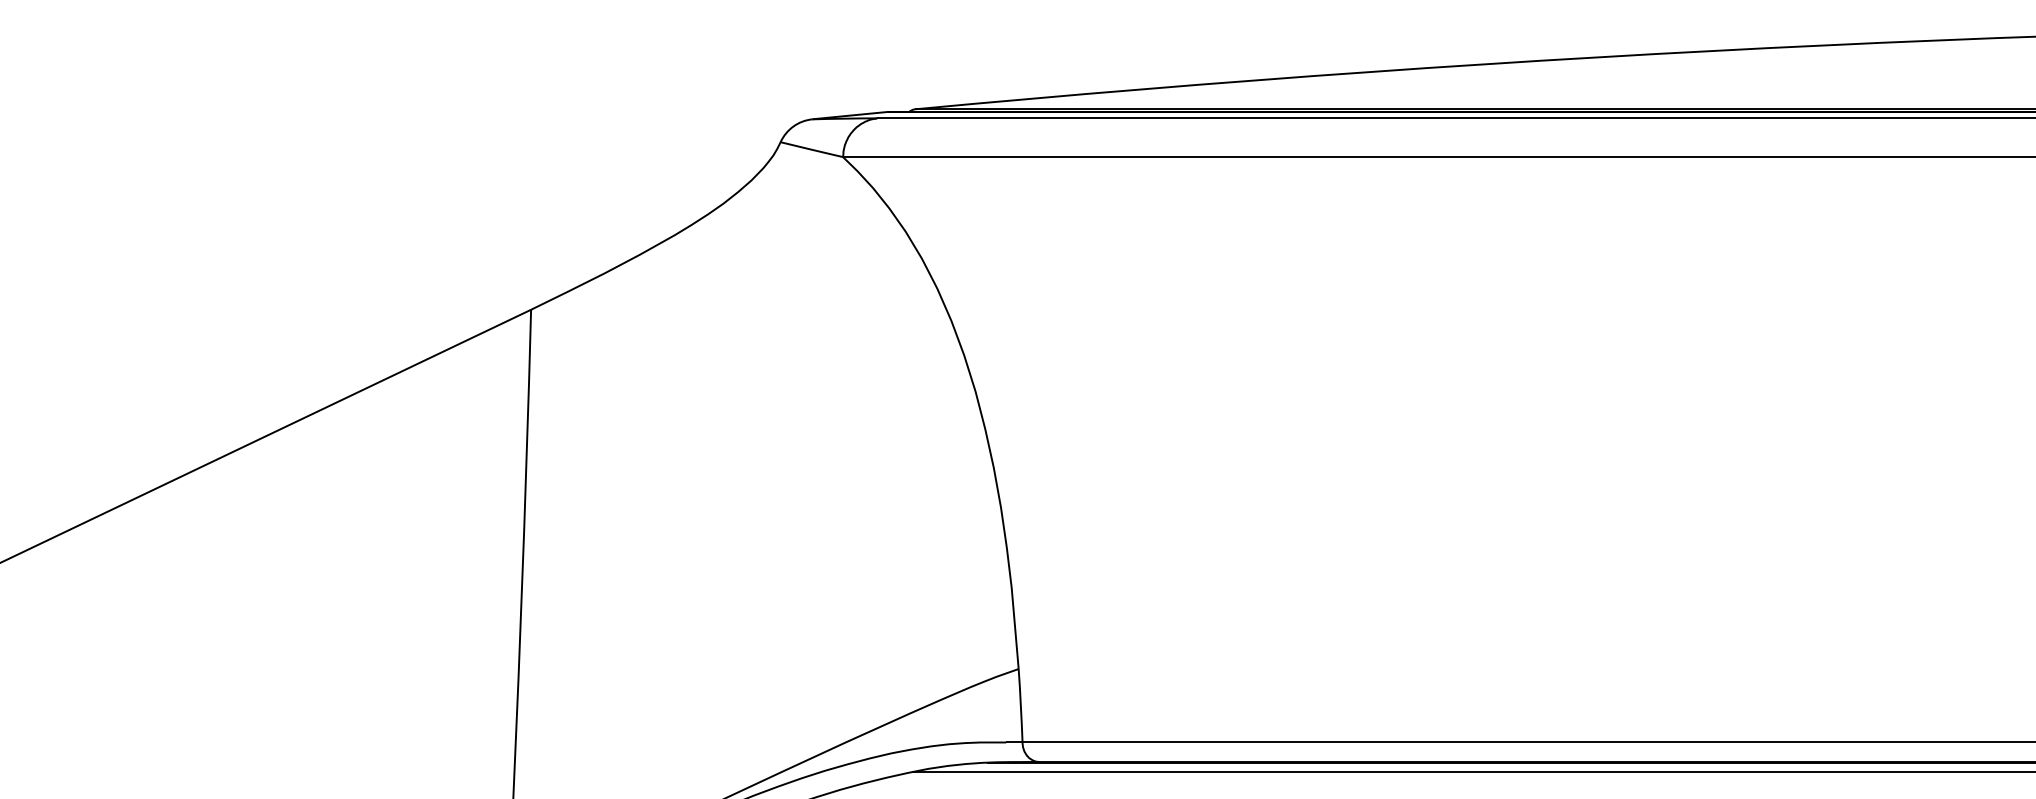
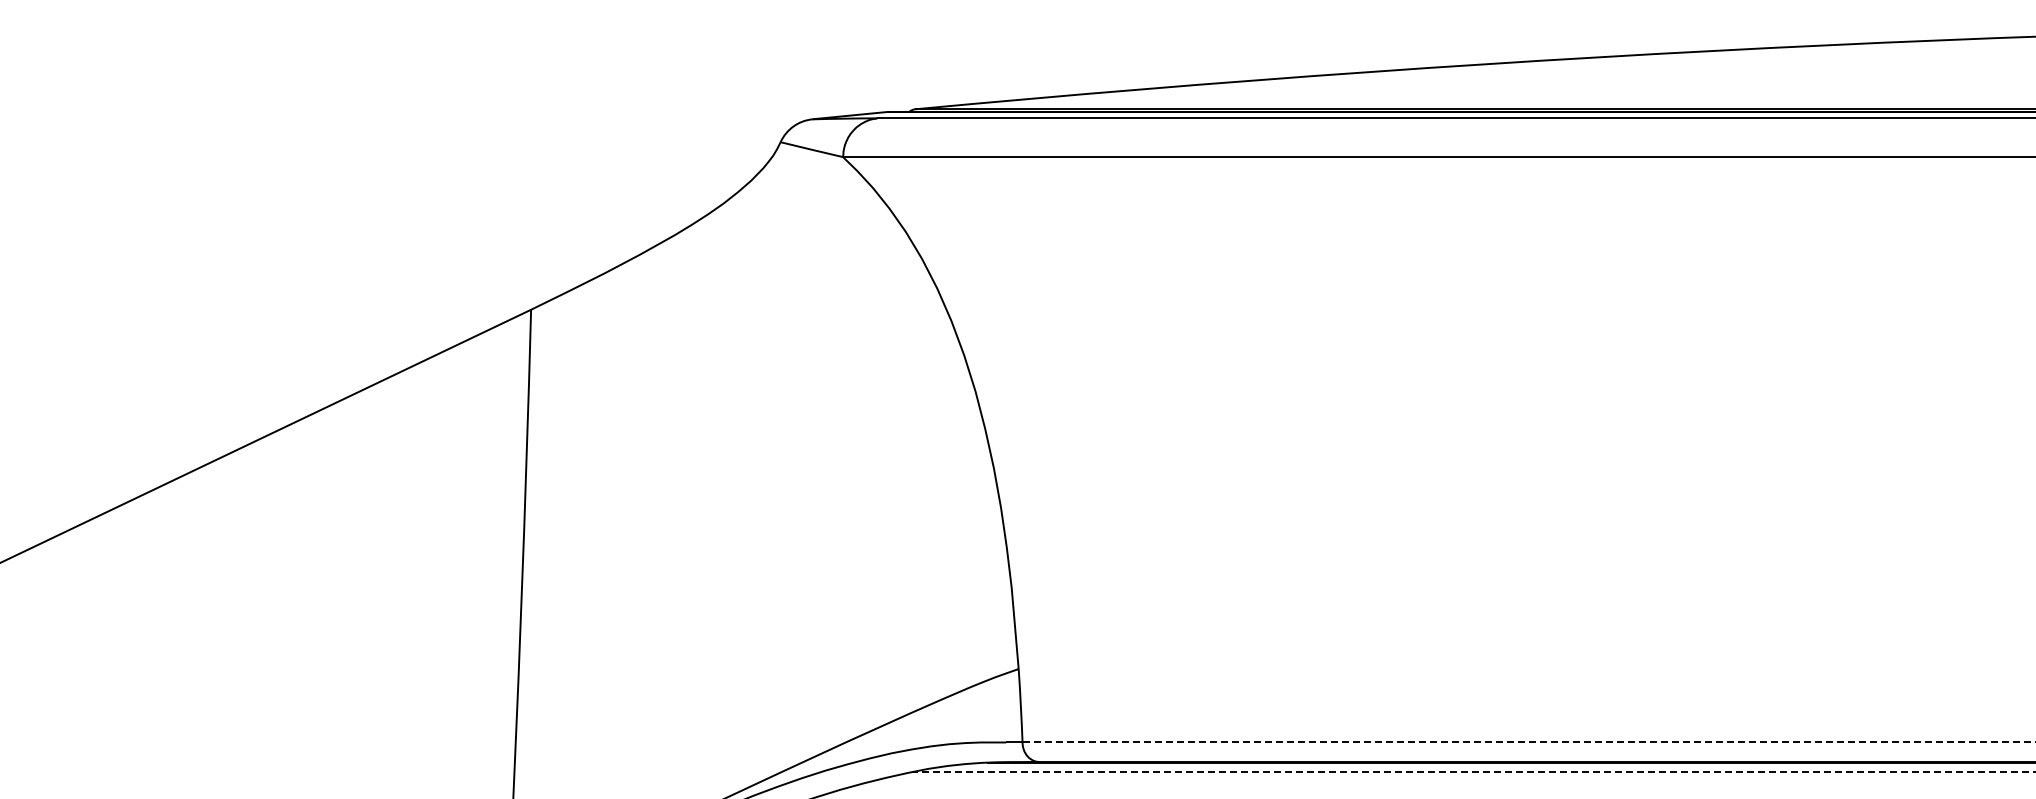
line: solid -> dashed (1529, 742)
line: solid -> dashed (1473, 772)
